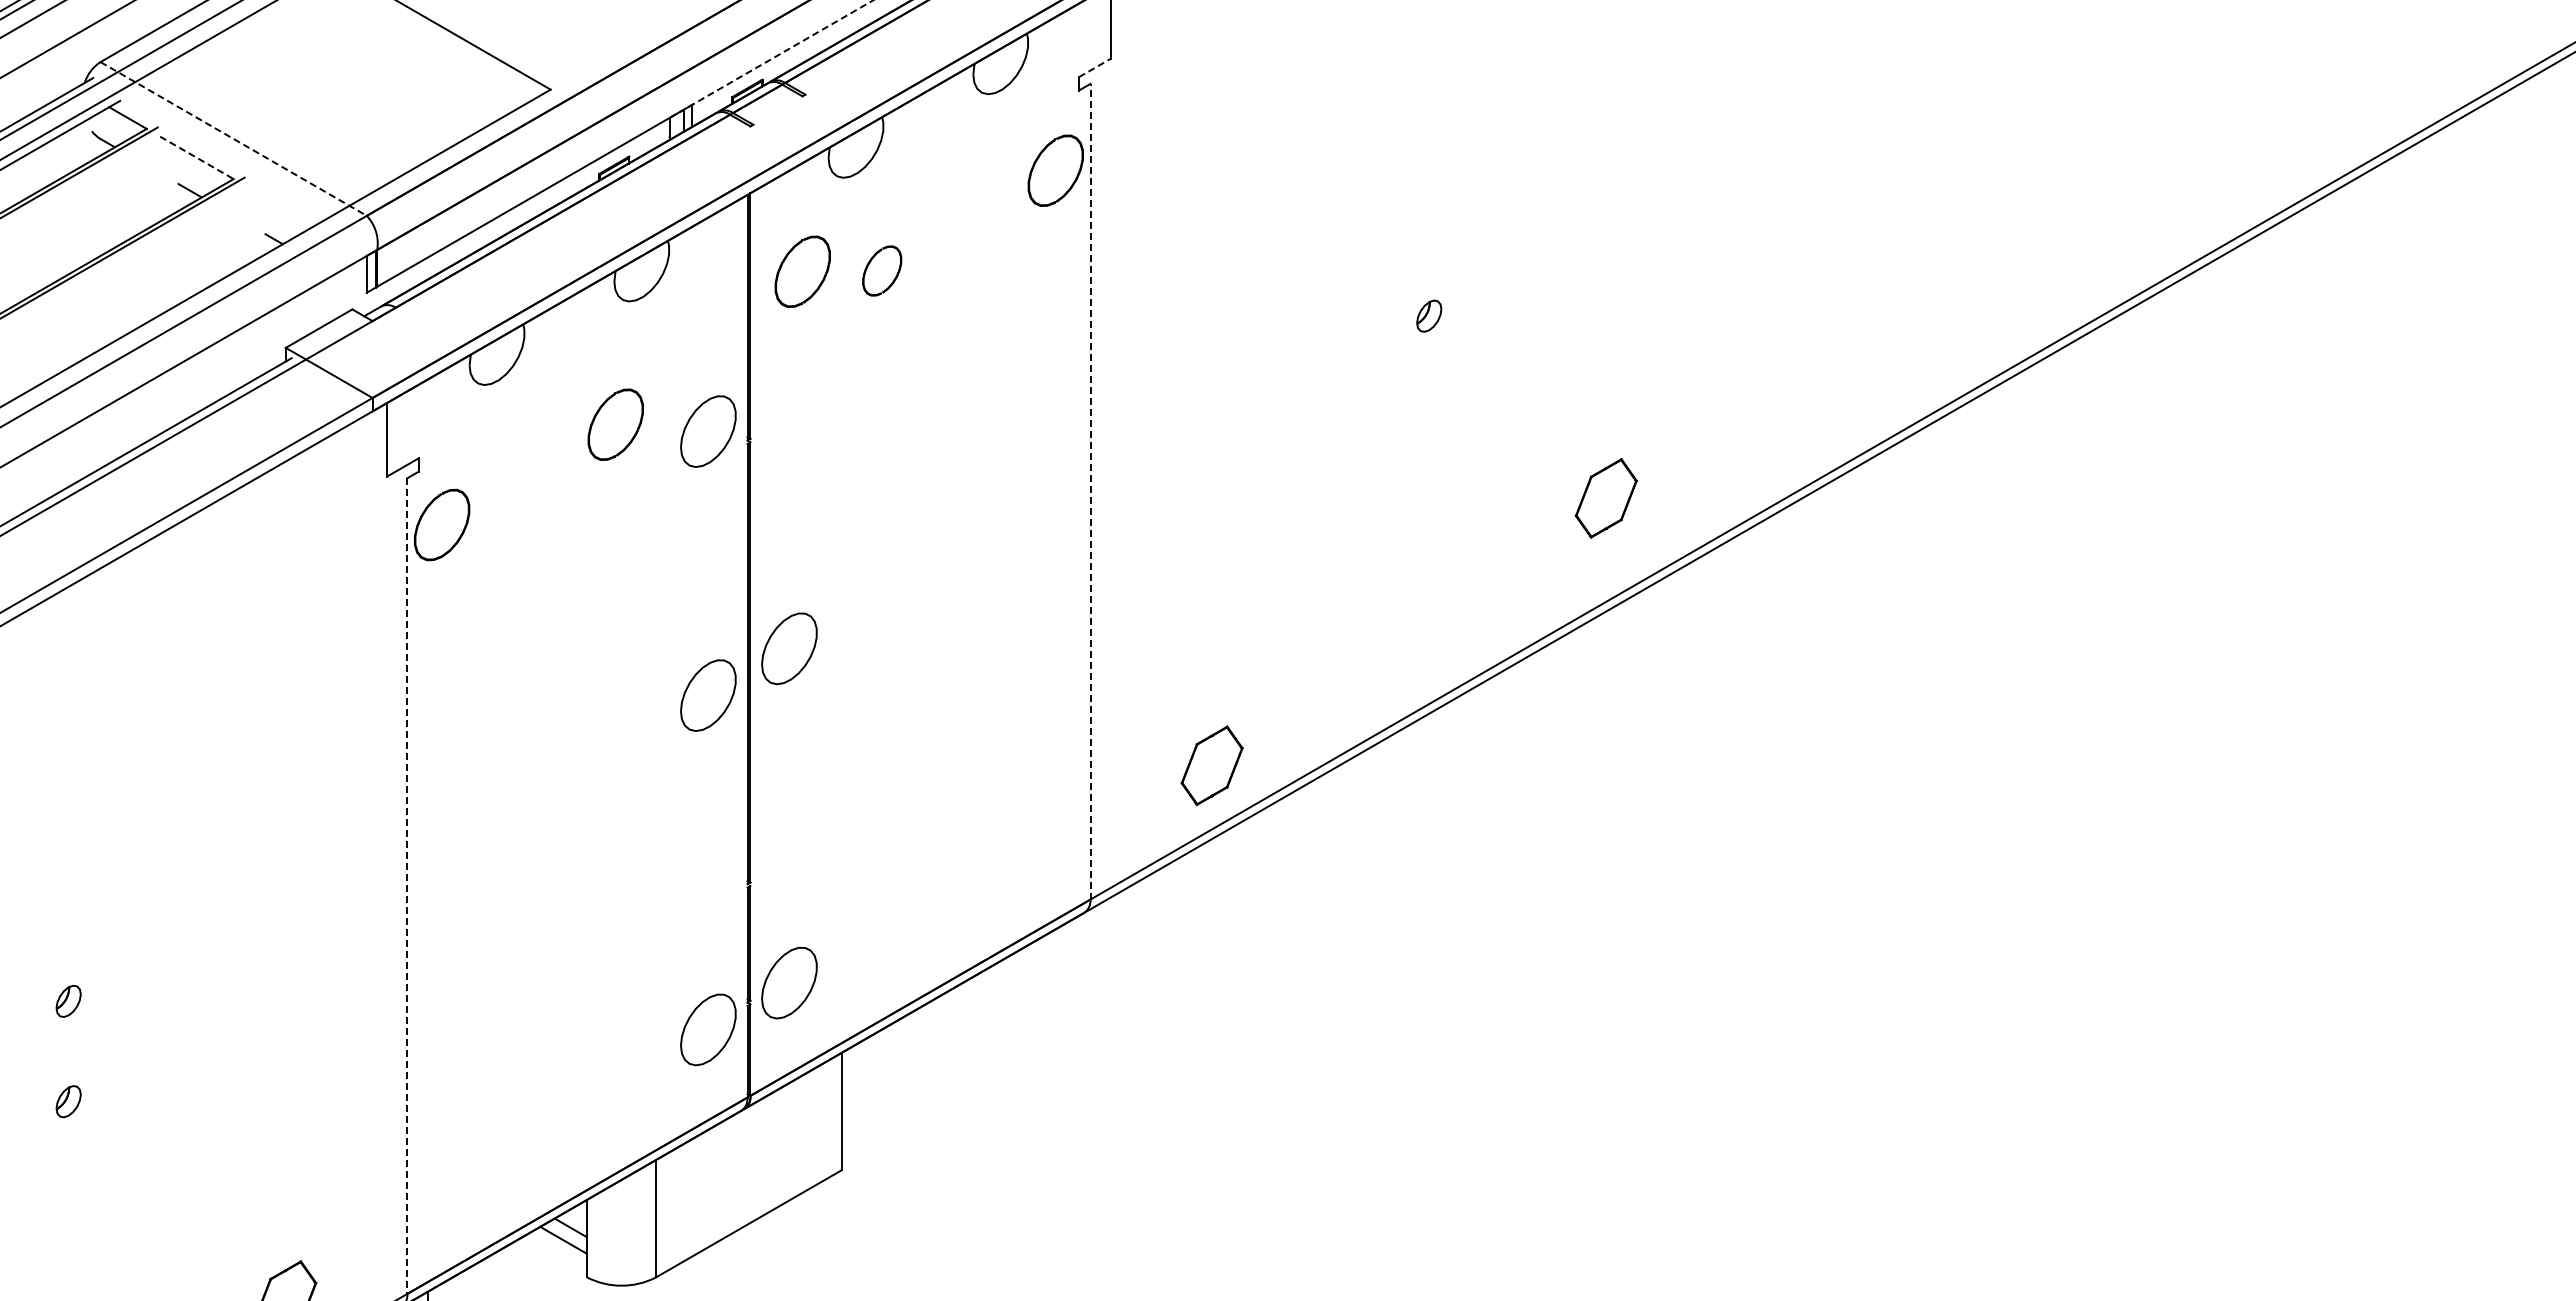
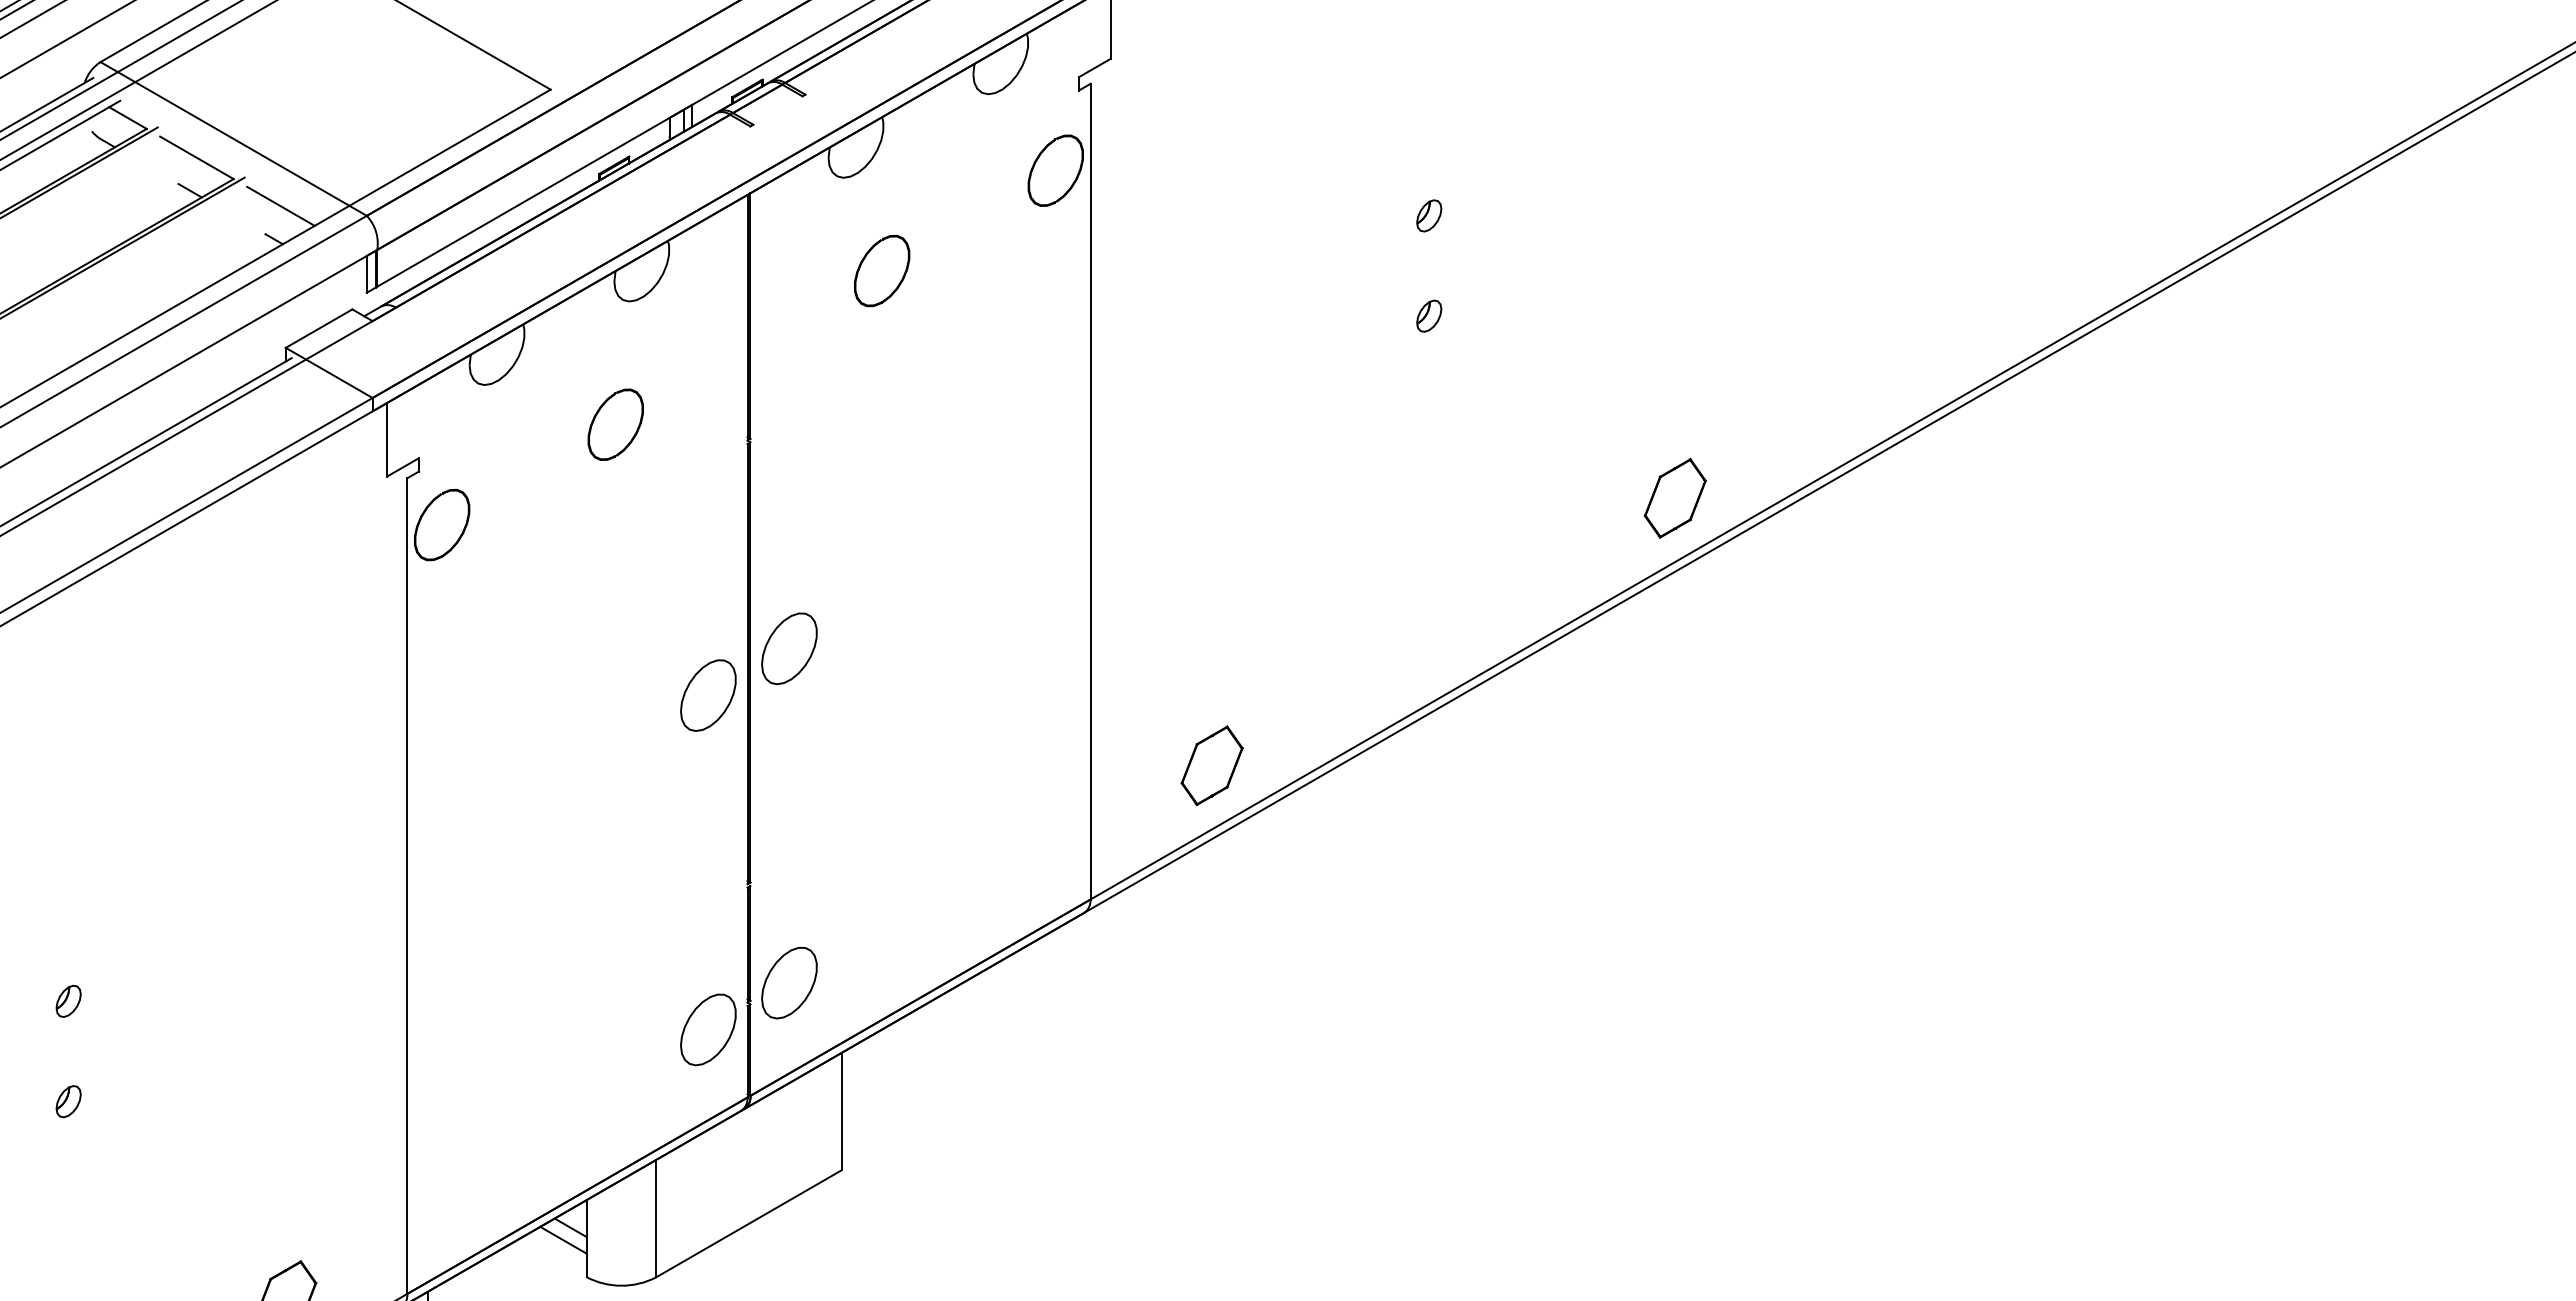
line: dashed -> solid (771, 58)
line: dashed -> solid (1095, 67)
line: dashed -> solid (233, 138)
line: dashed -> solid (197, 158)
line: none -> present (280, 205)
part: none -> present (1429, 215)
part size: 41x52 px -> 57x74 px (882, 270)
part: present -> none (802, 271)
part: present -> none (708, 431)
line: dashed -> solid (1090, 491)
part position: (1605, 498) -> (1674, 498) (1674, 498)
line: dashed -> solid (407, 886)
